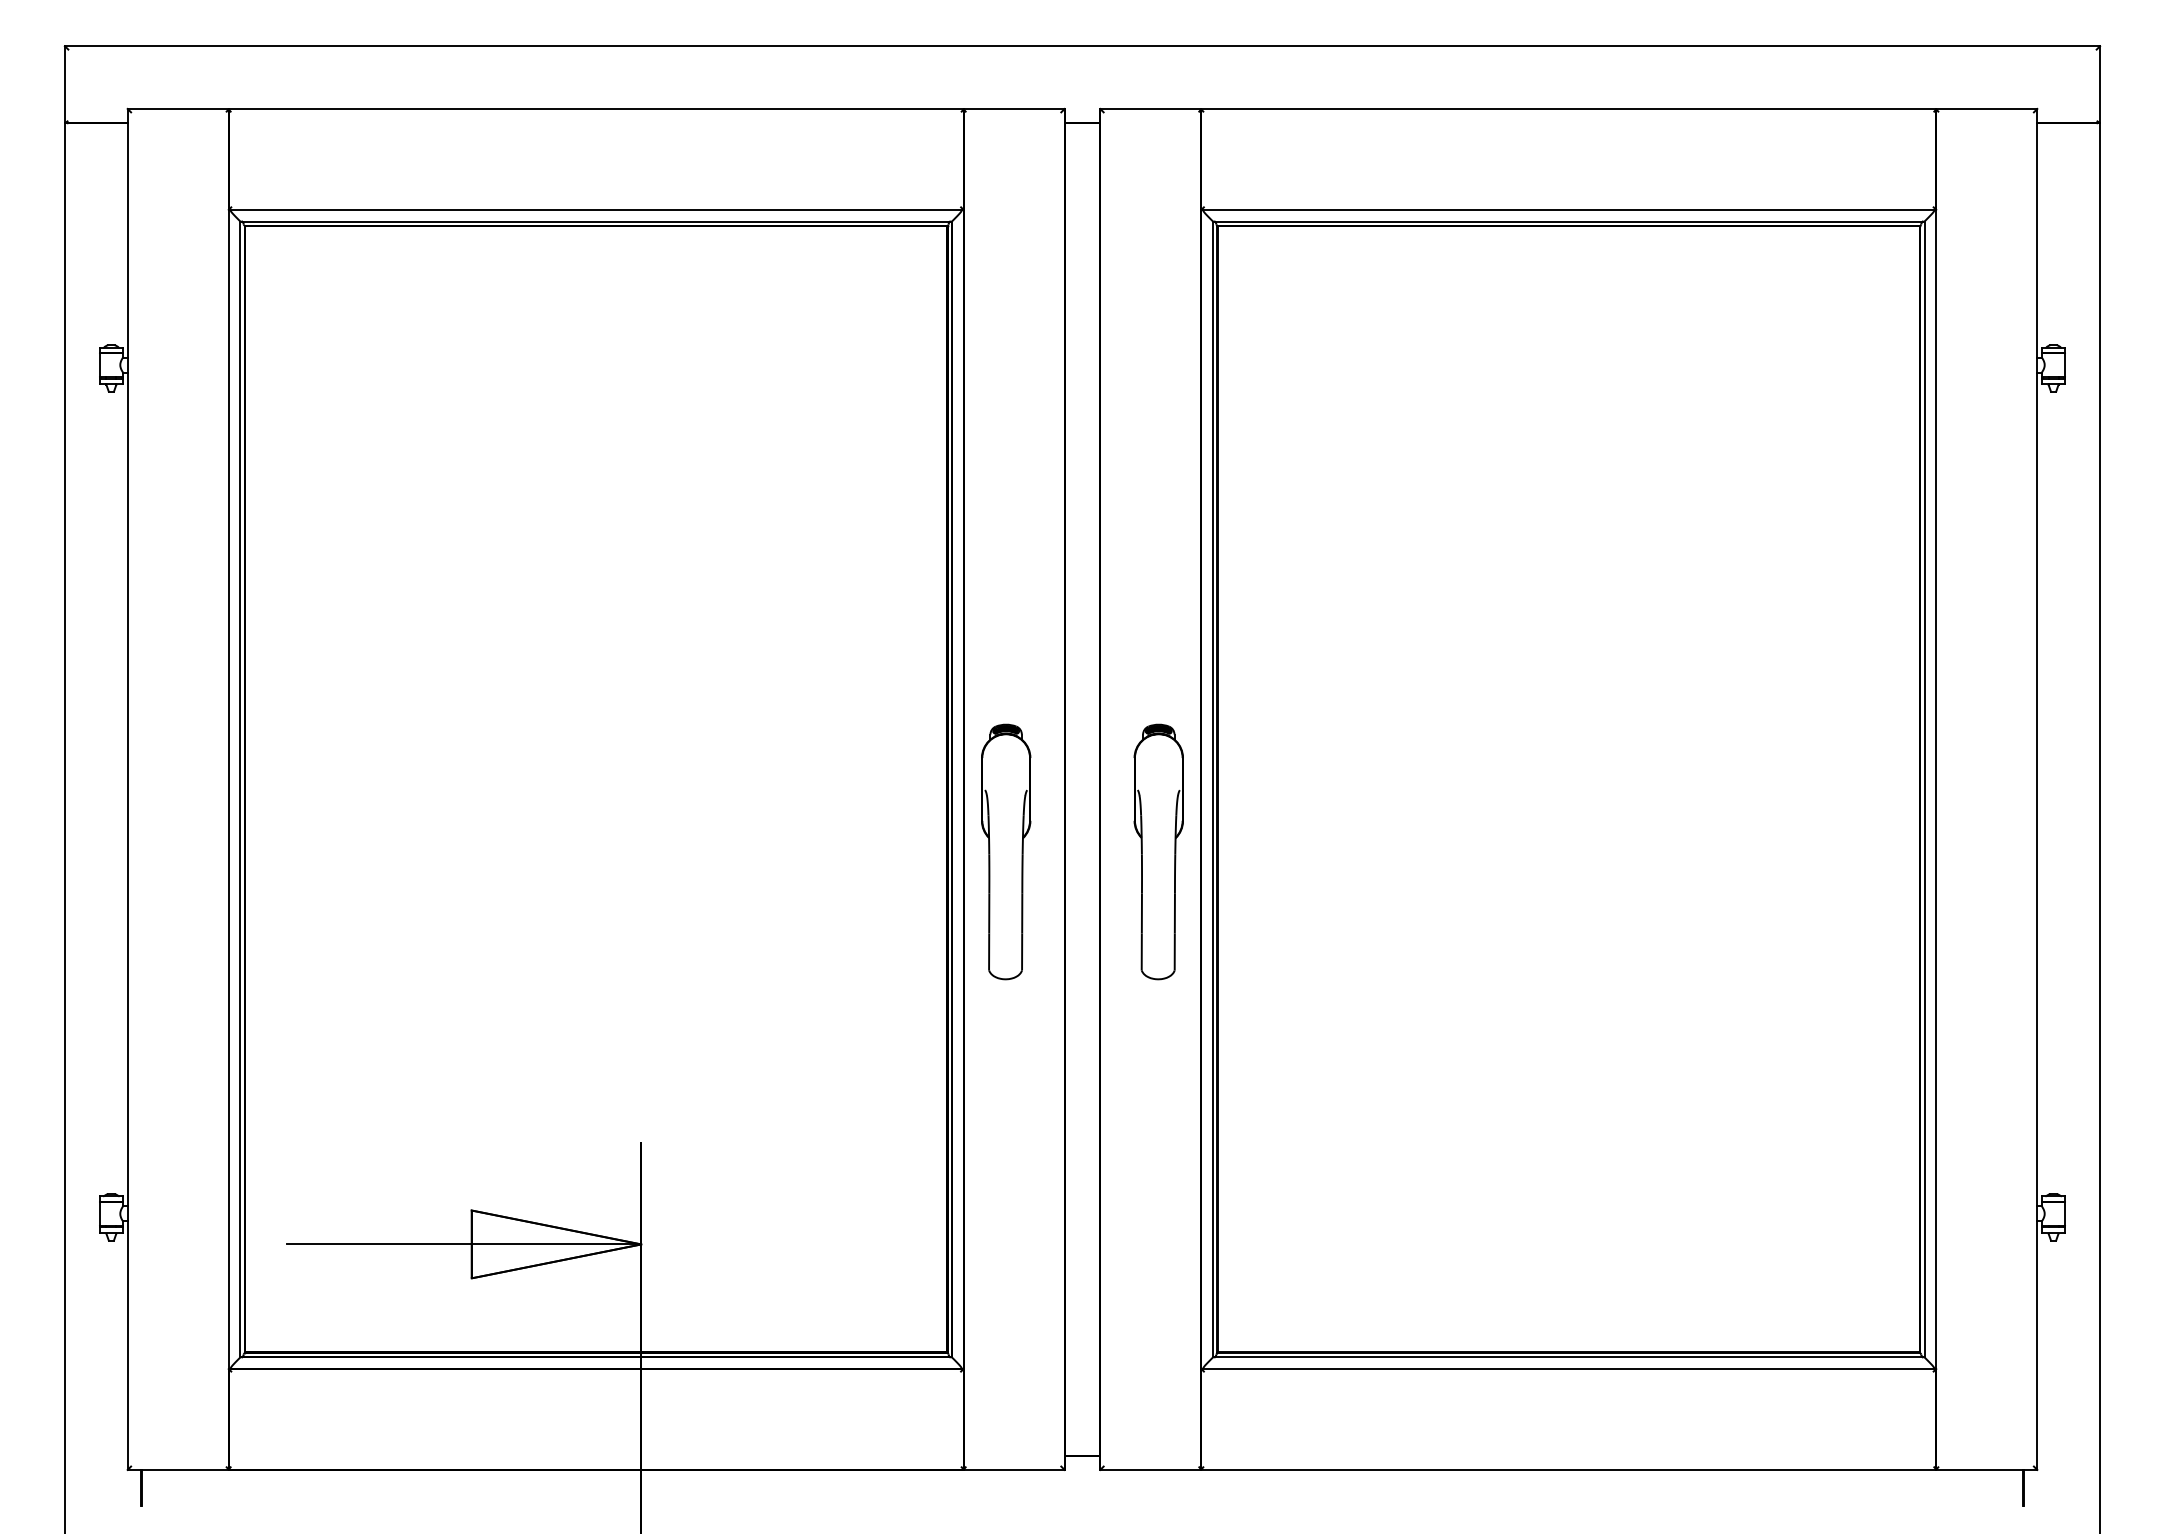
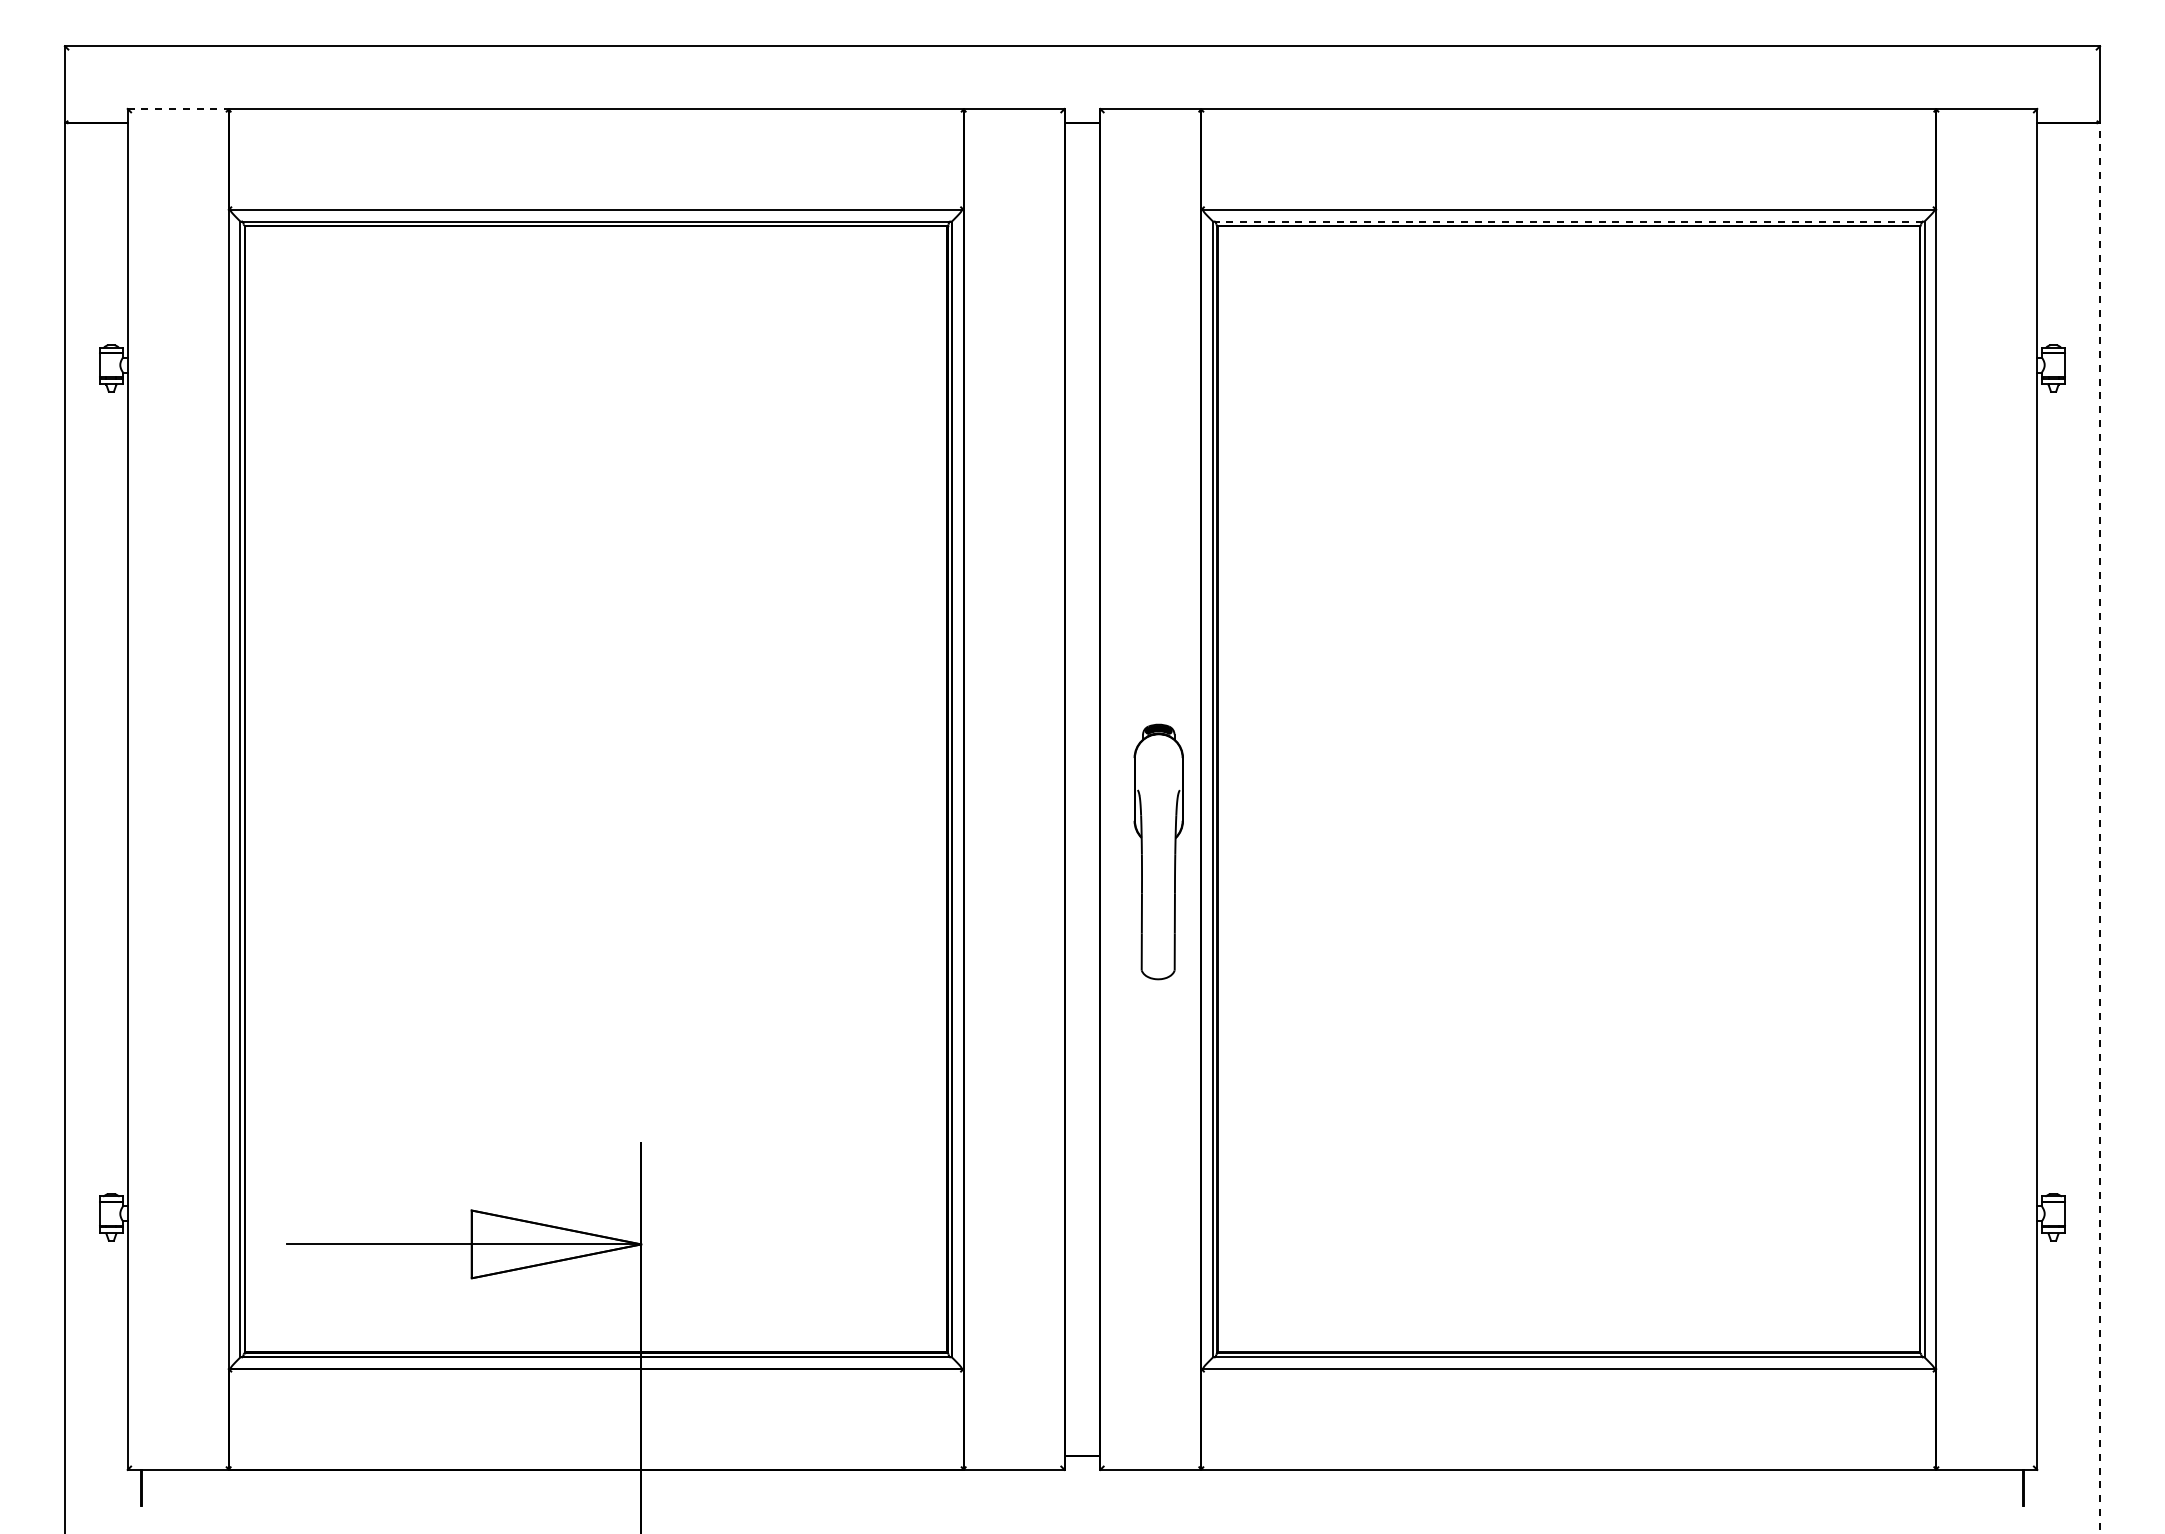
line: solid -> dashed (178, 108)
line: solid -> dashed (1568, 221)
line: solid -> dashed (2100, 827)
part: present -> none (1006, 851)
